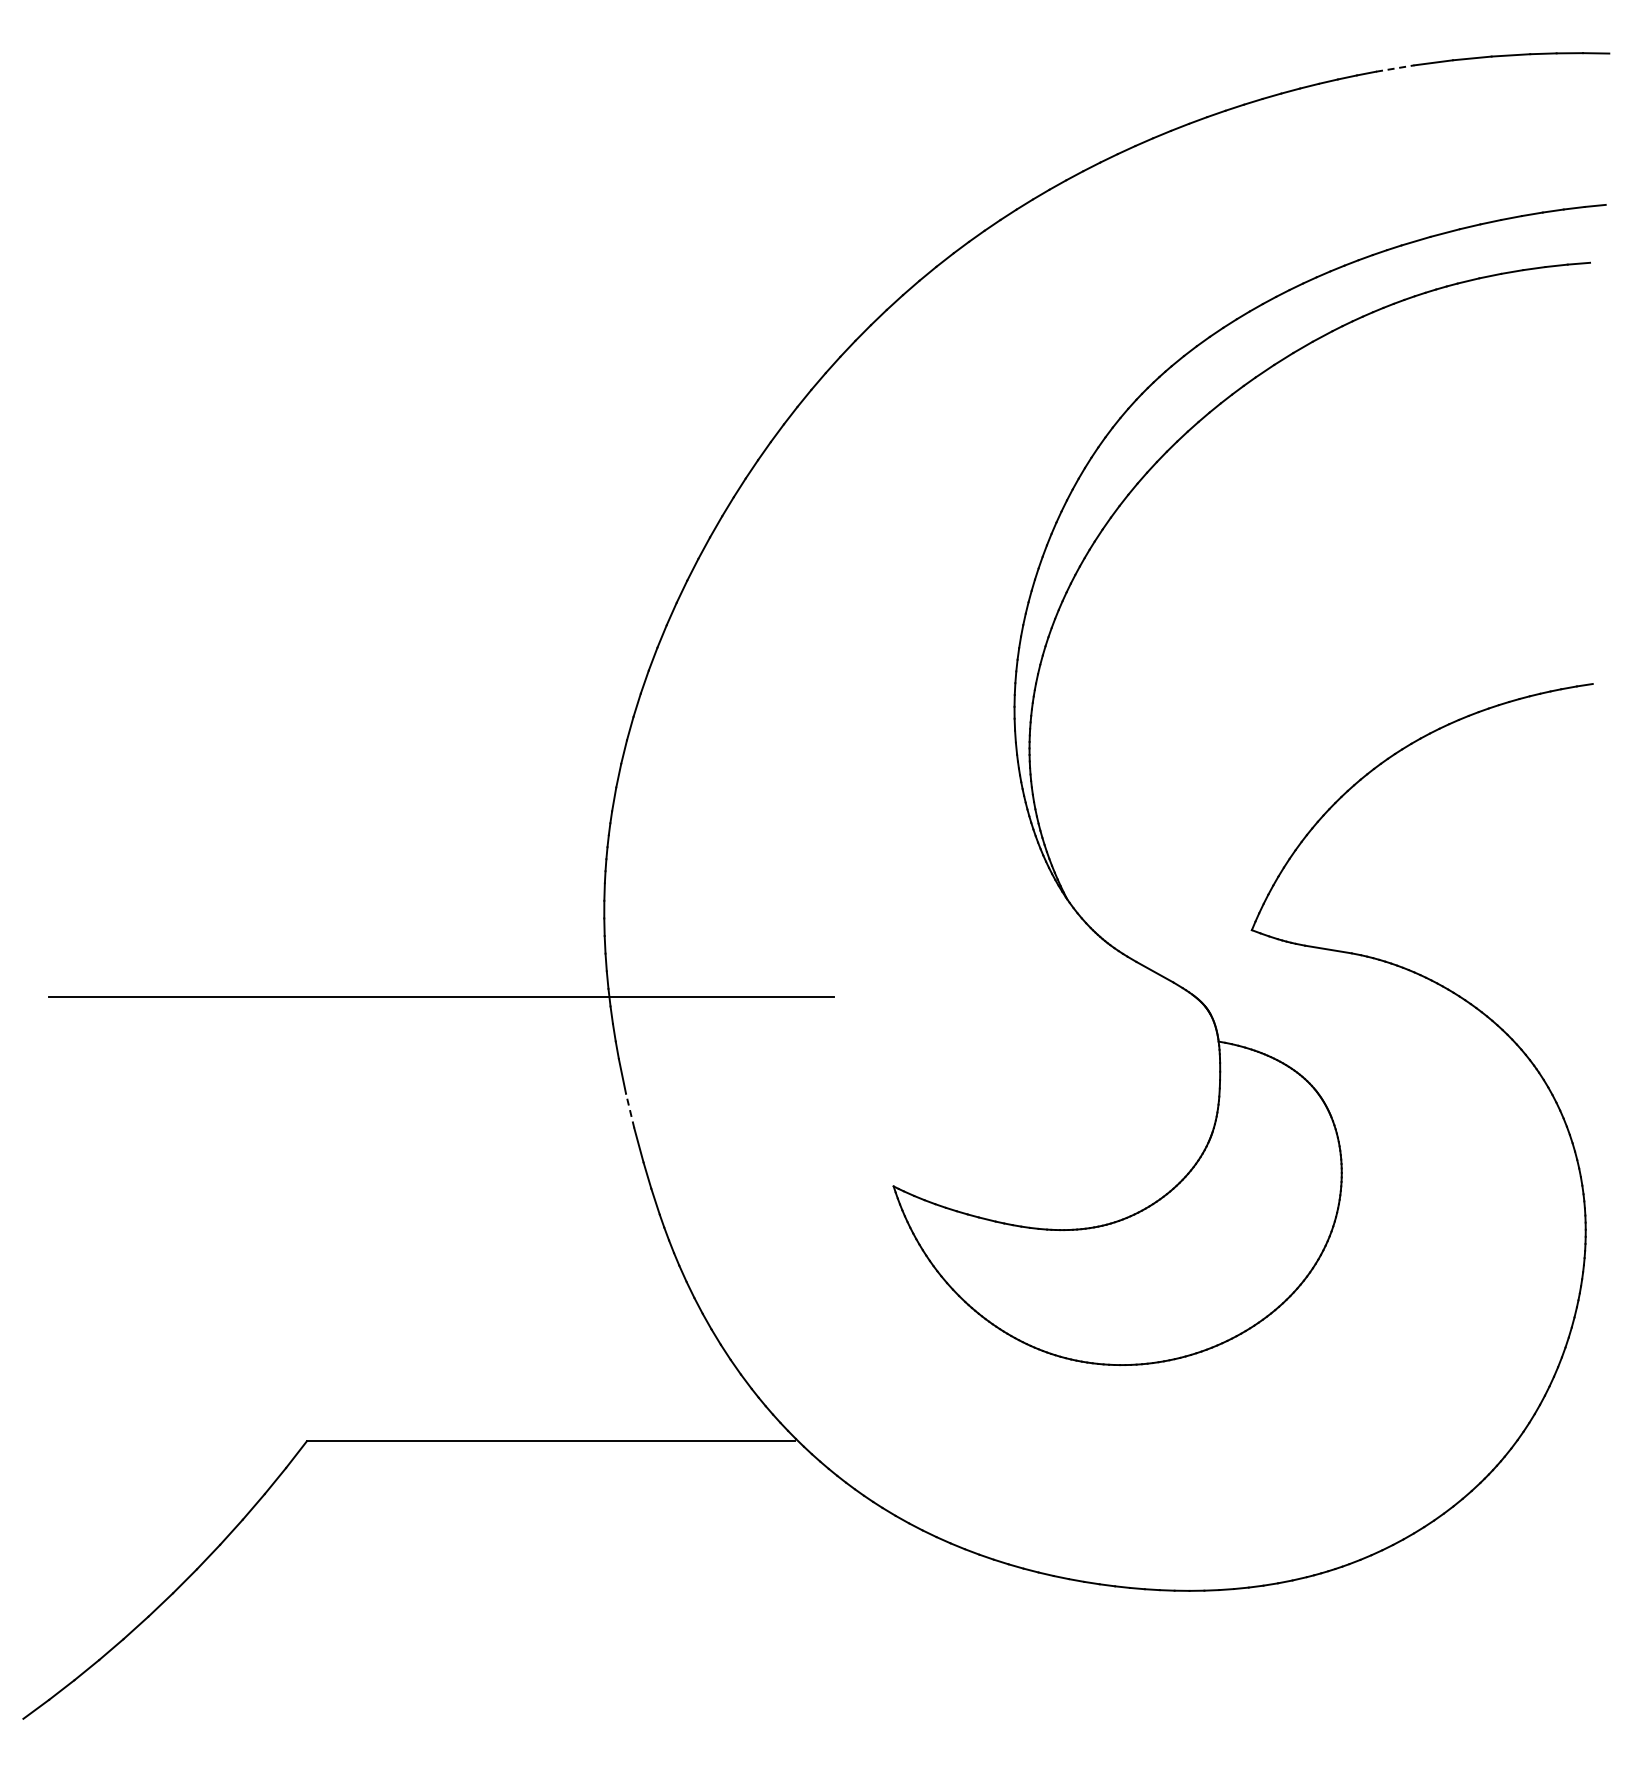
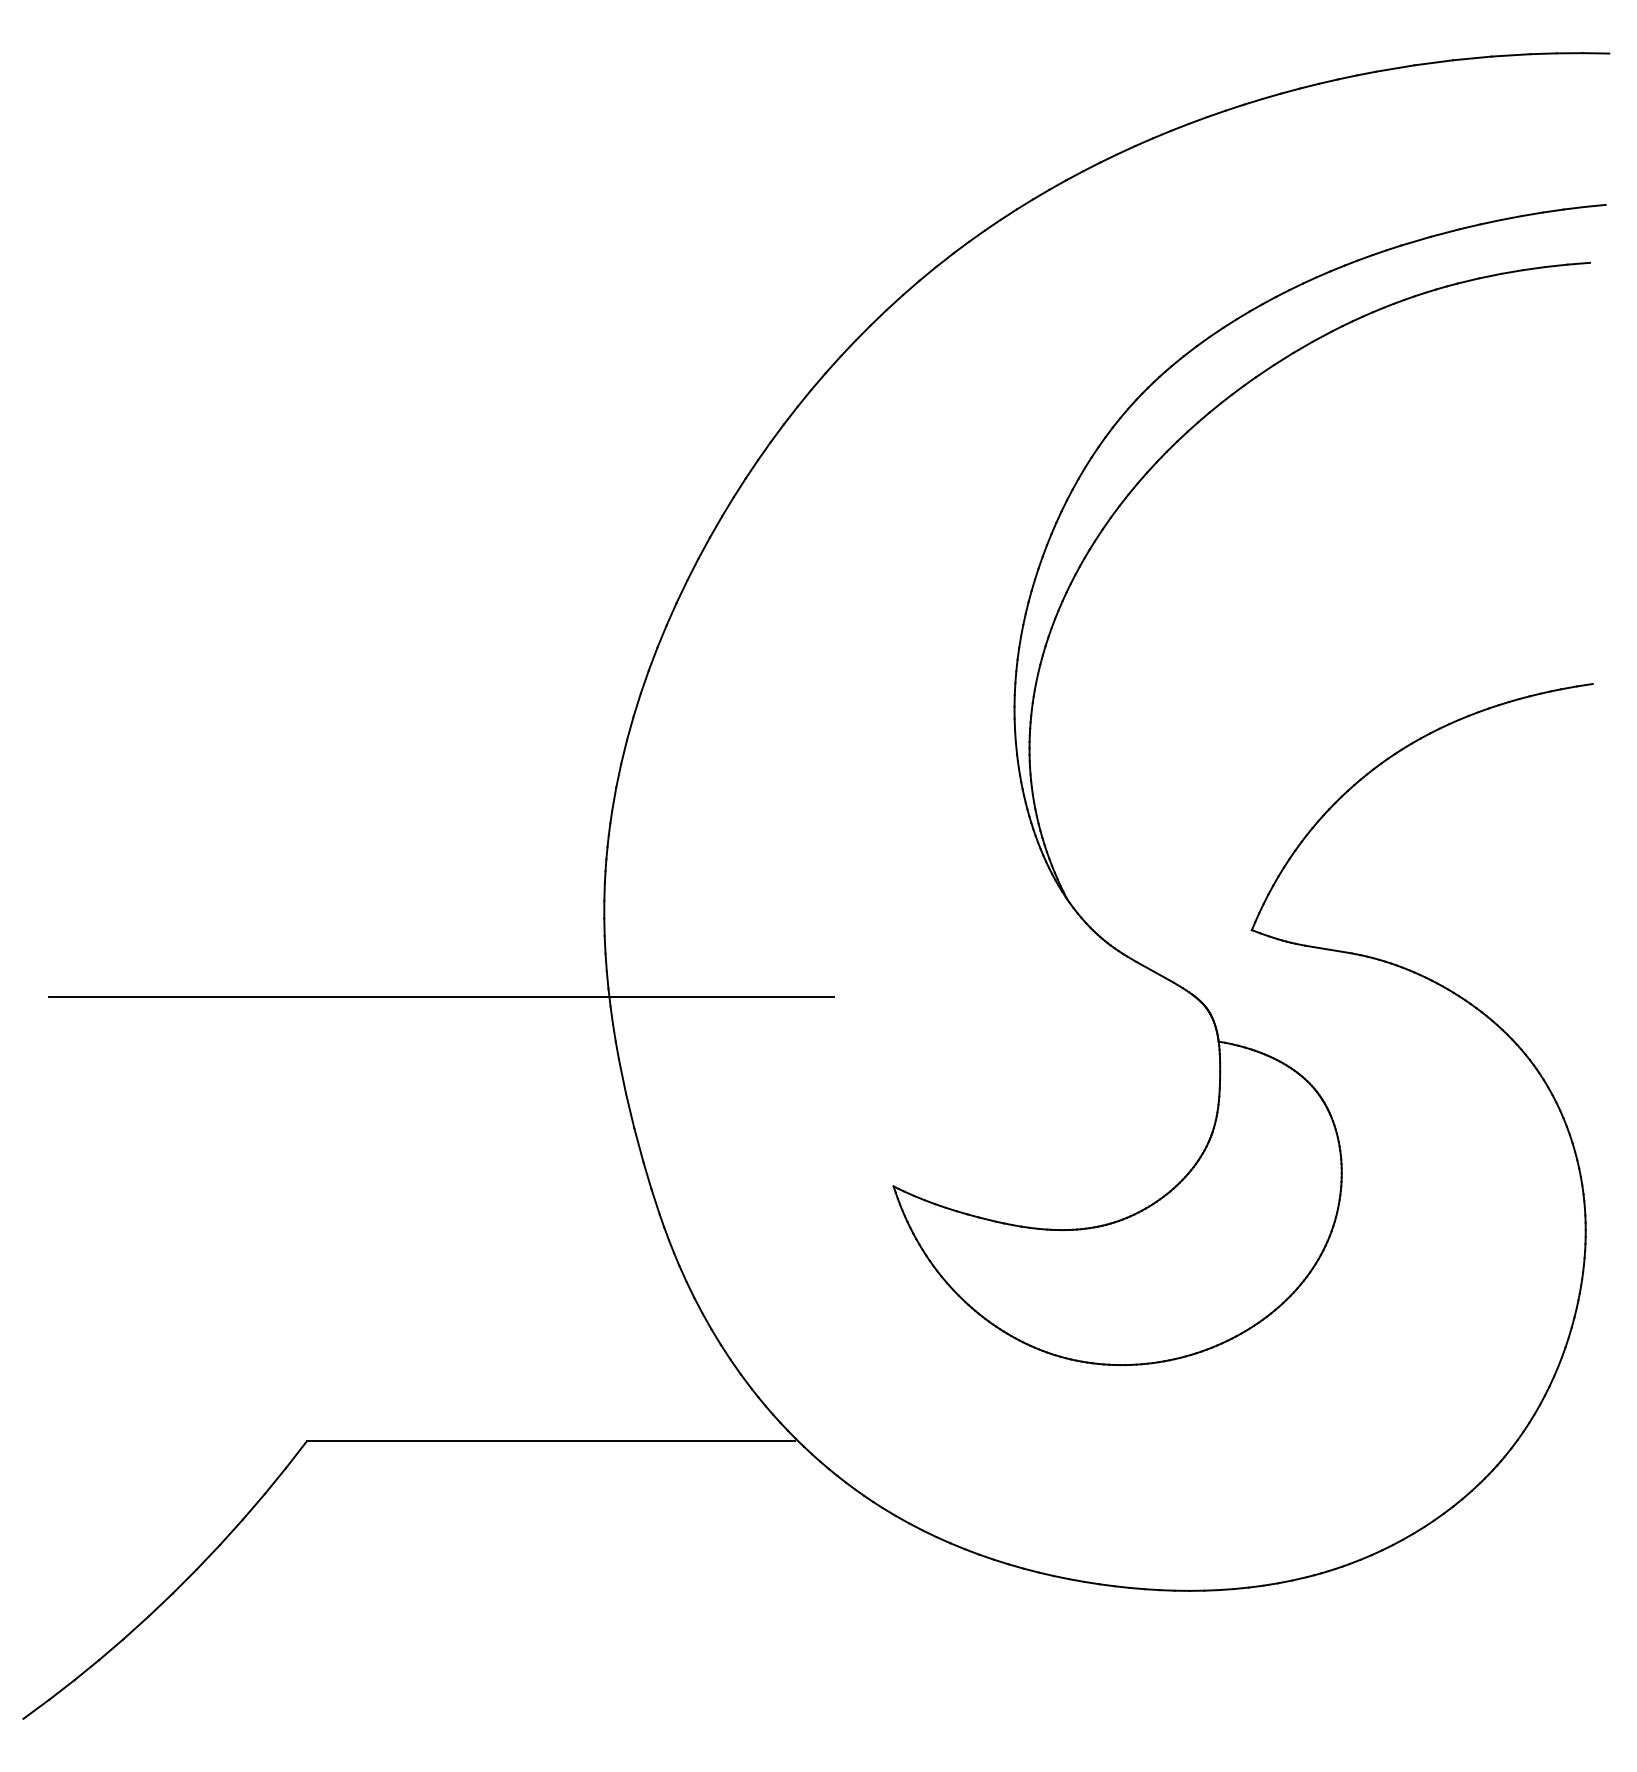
line: dashed -> solid (1395, 68)
line: dashed -> solid (630, 1111)
